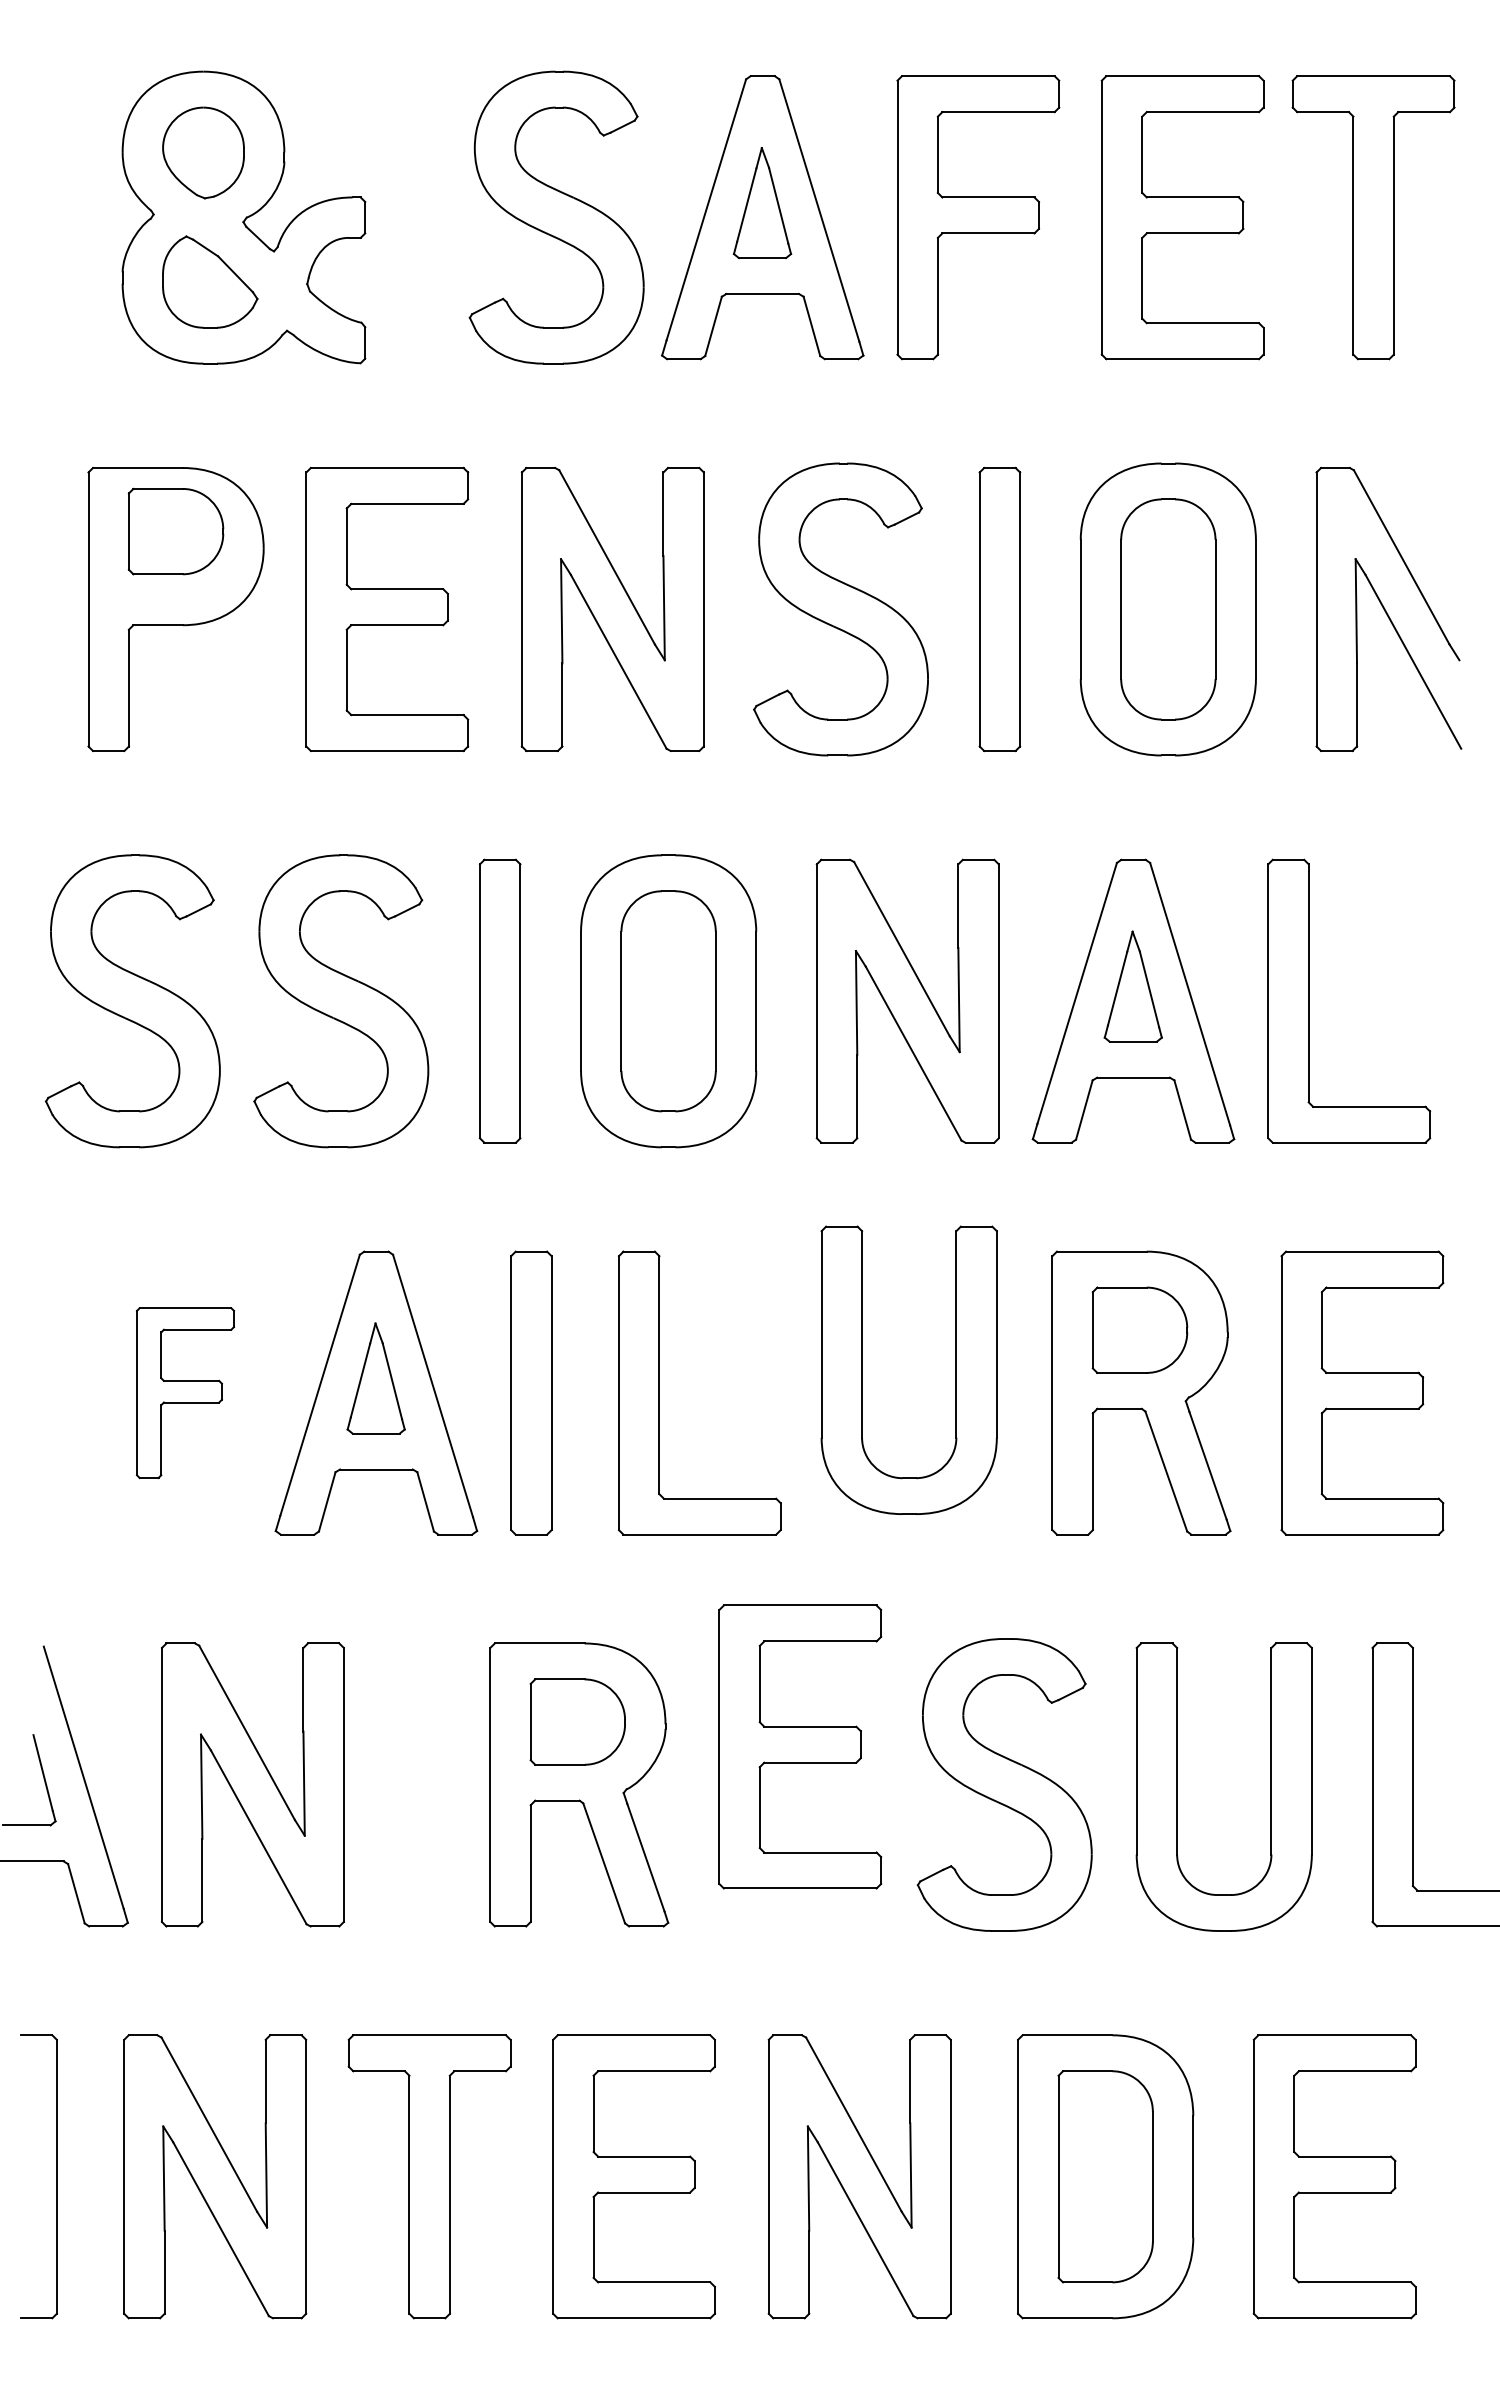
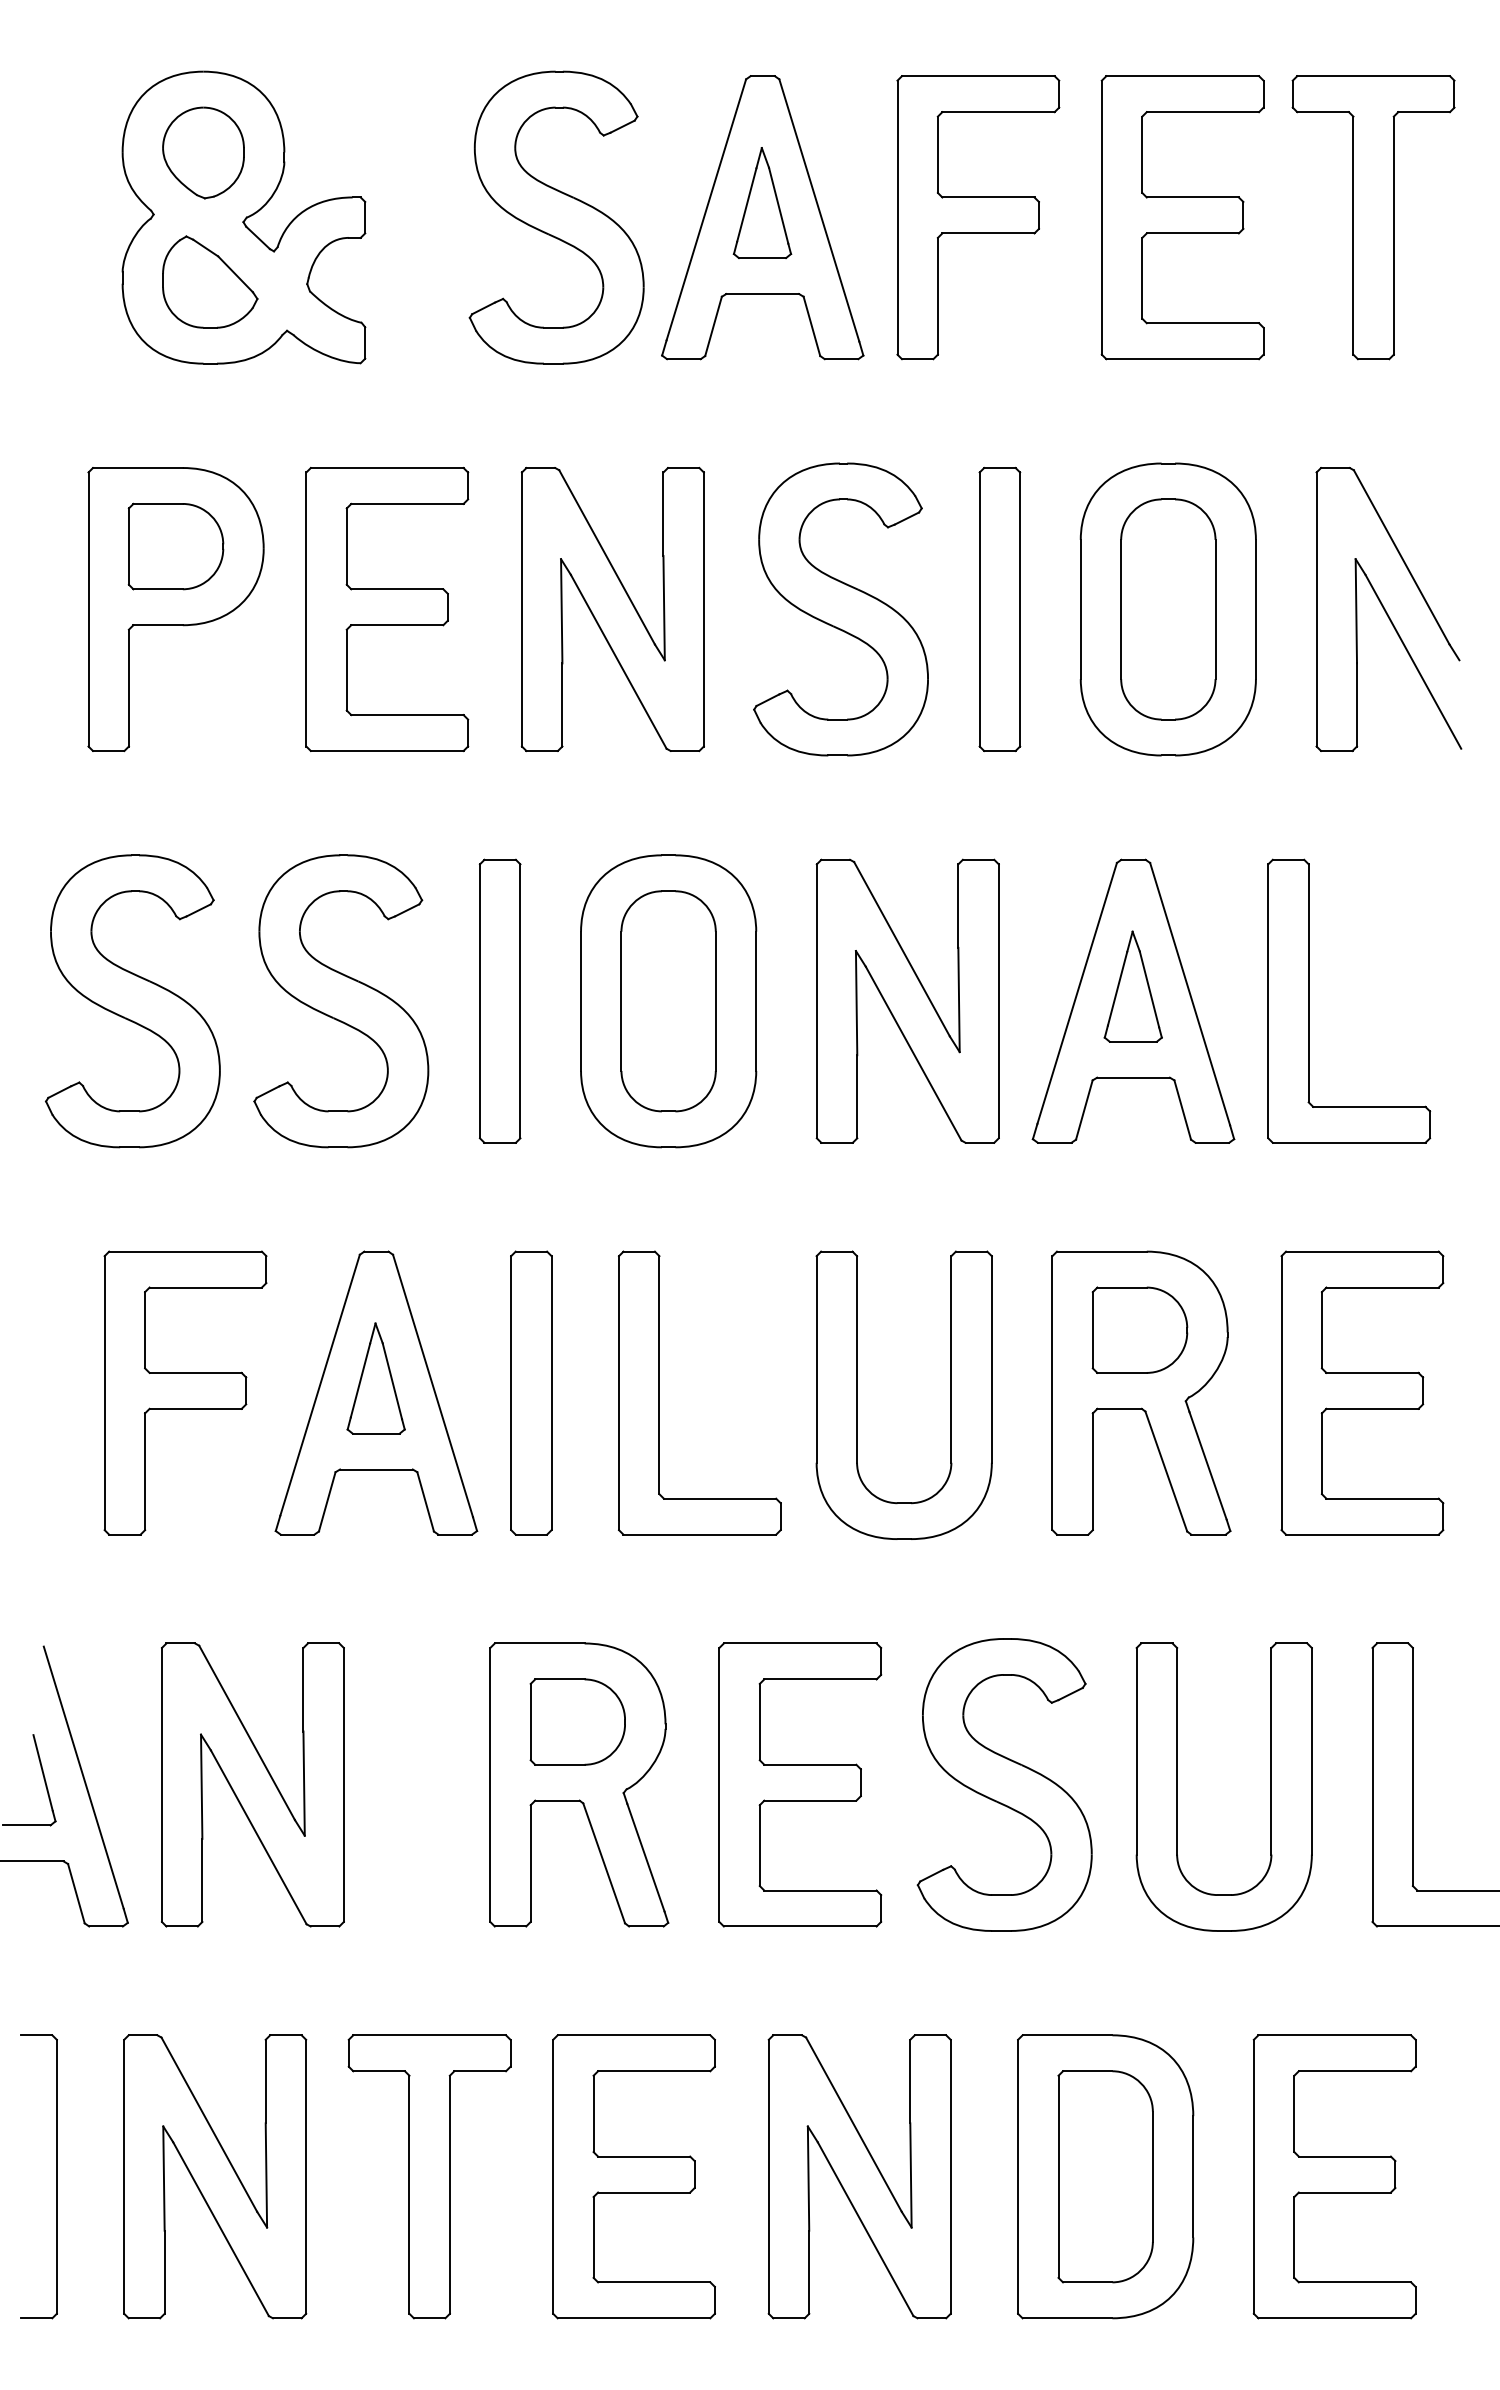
part position: (175, 531) -> (175, 546) (175, 546)
part position: (862, 1369) -> (857, 1394) (857, 1394)
part size: 99x173 px -> 165x286 px (185, 1392)
part position: (800, 1746) -> (800, 1784) (800, 1784)
